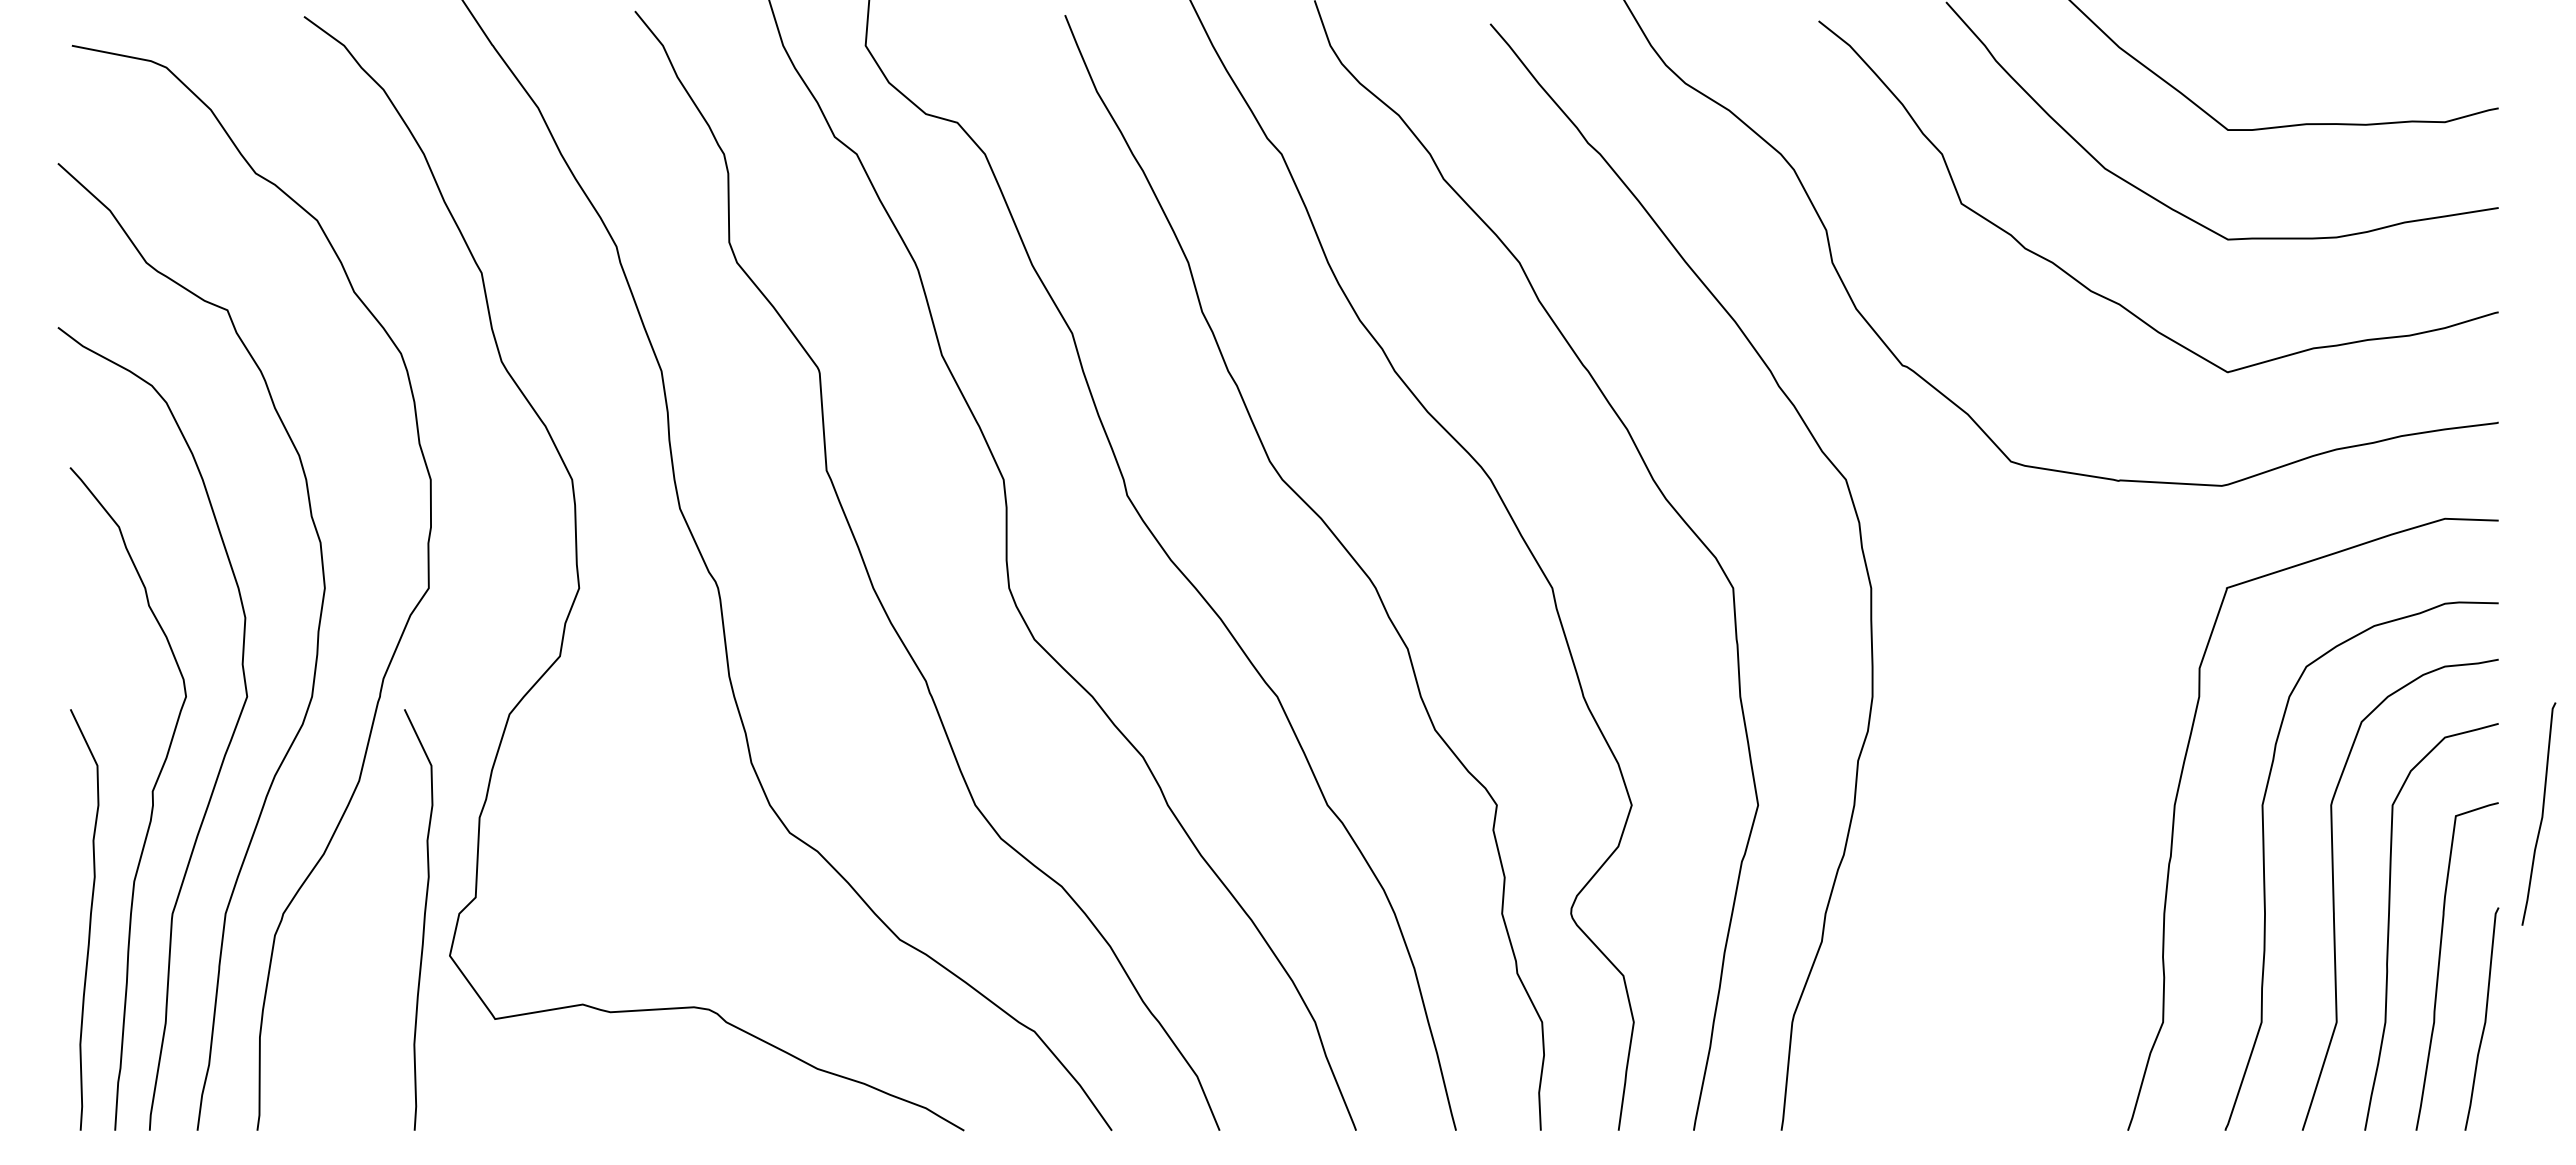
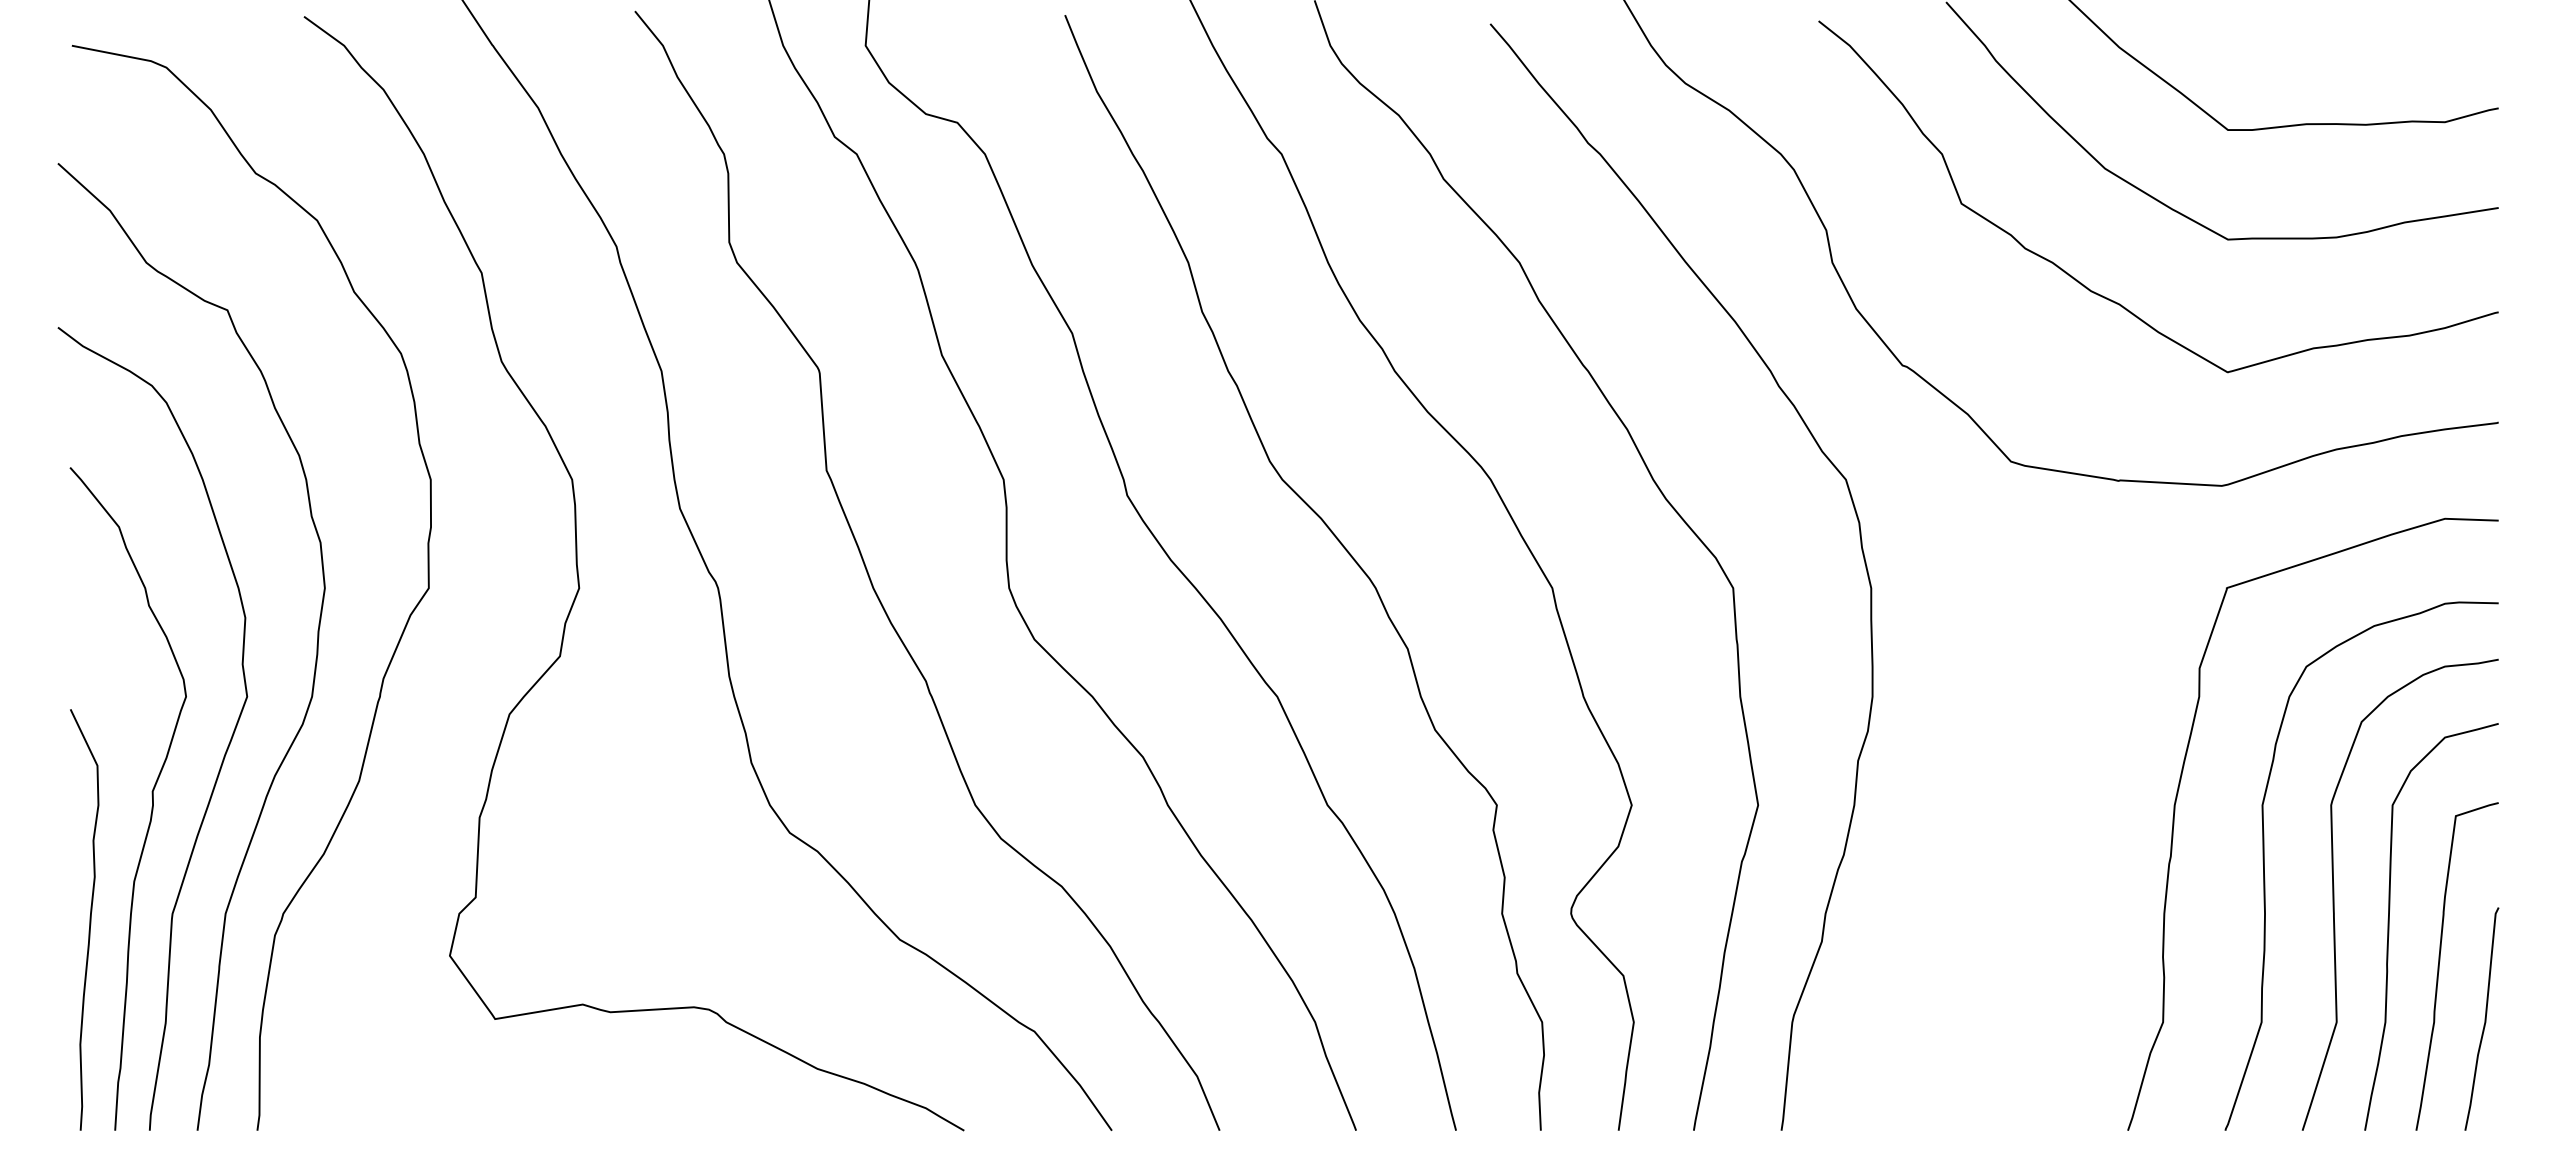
curve: present -> none (2541, 813)
curve: present -> none (423, 919)
